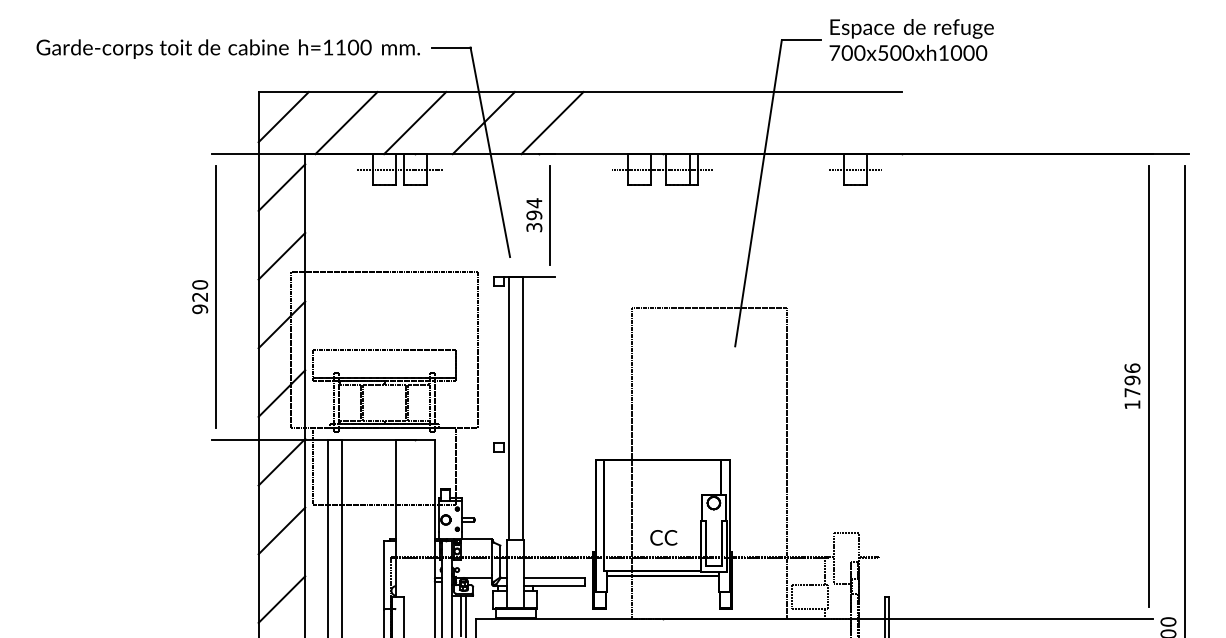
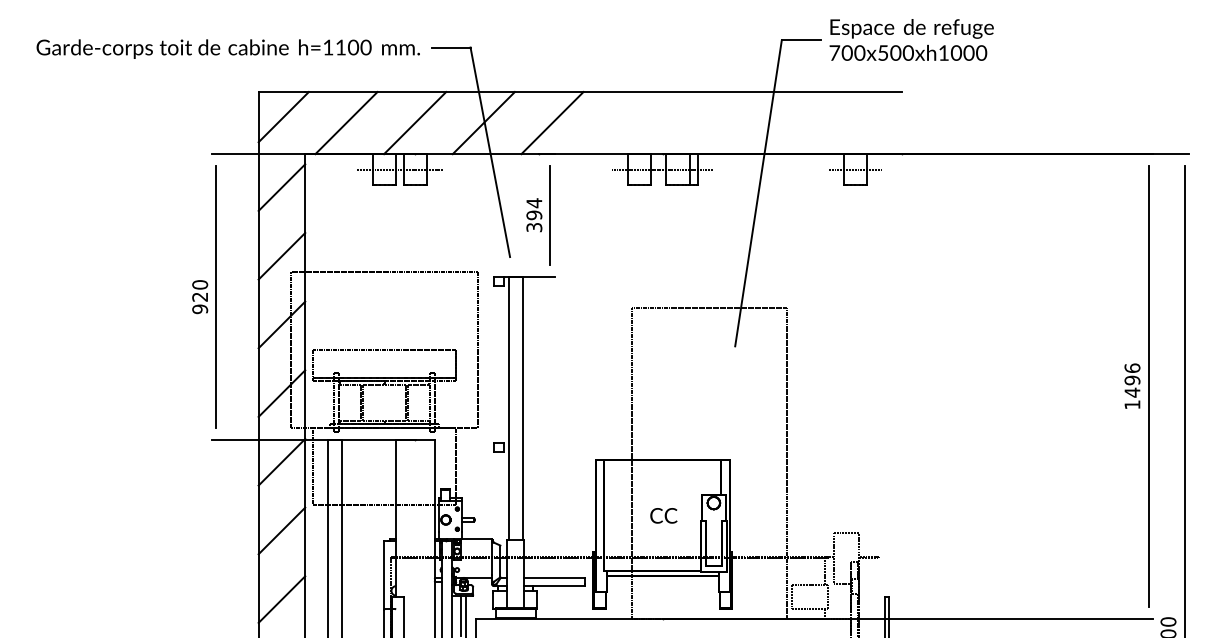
text: 1796 -> 1496 (1132, 392)
text position: (663, 537) -> (663, 515) (663, 515)
